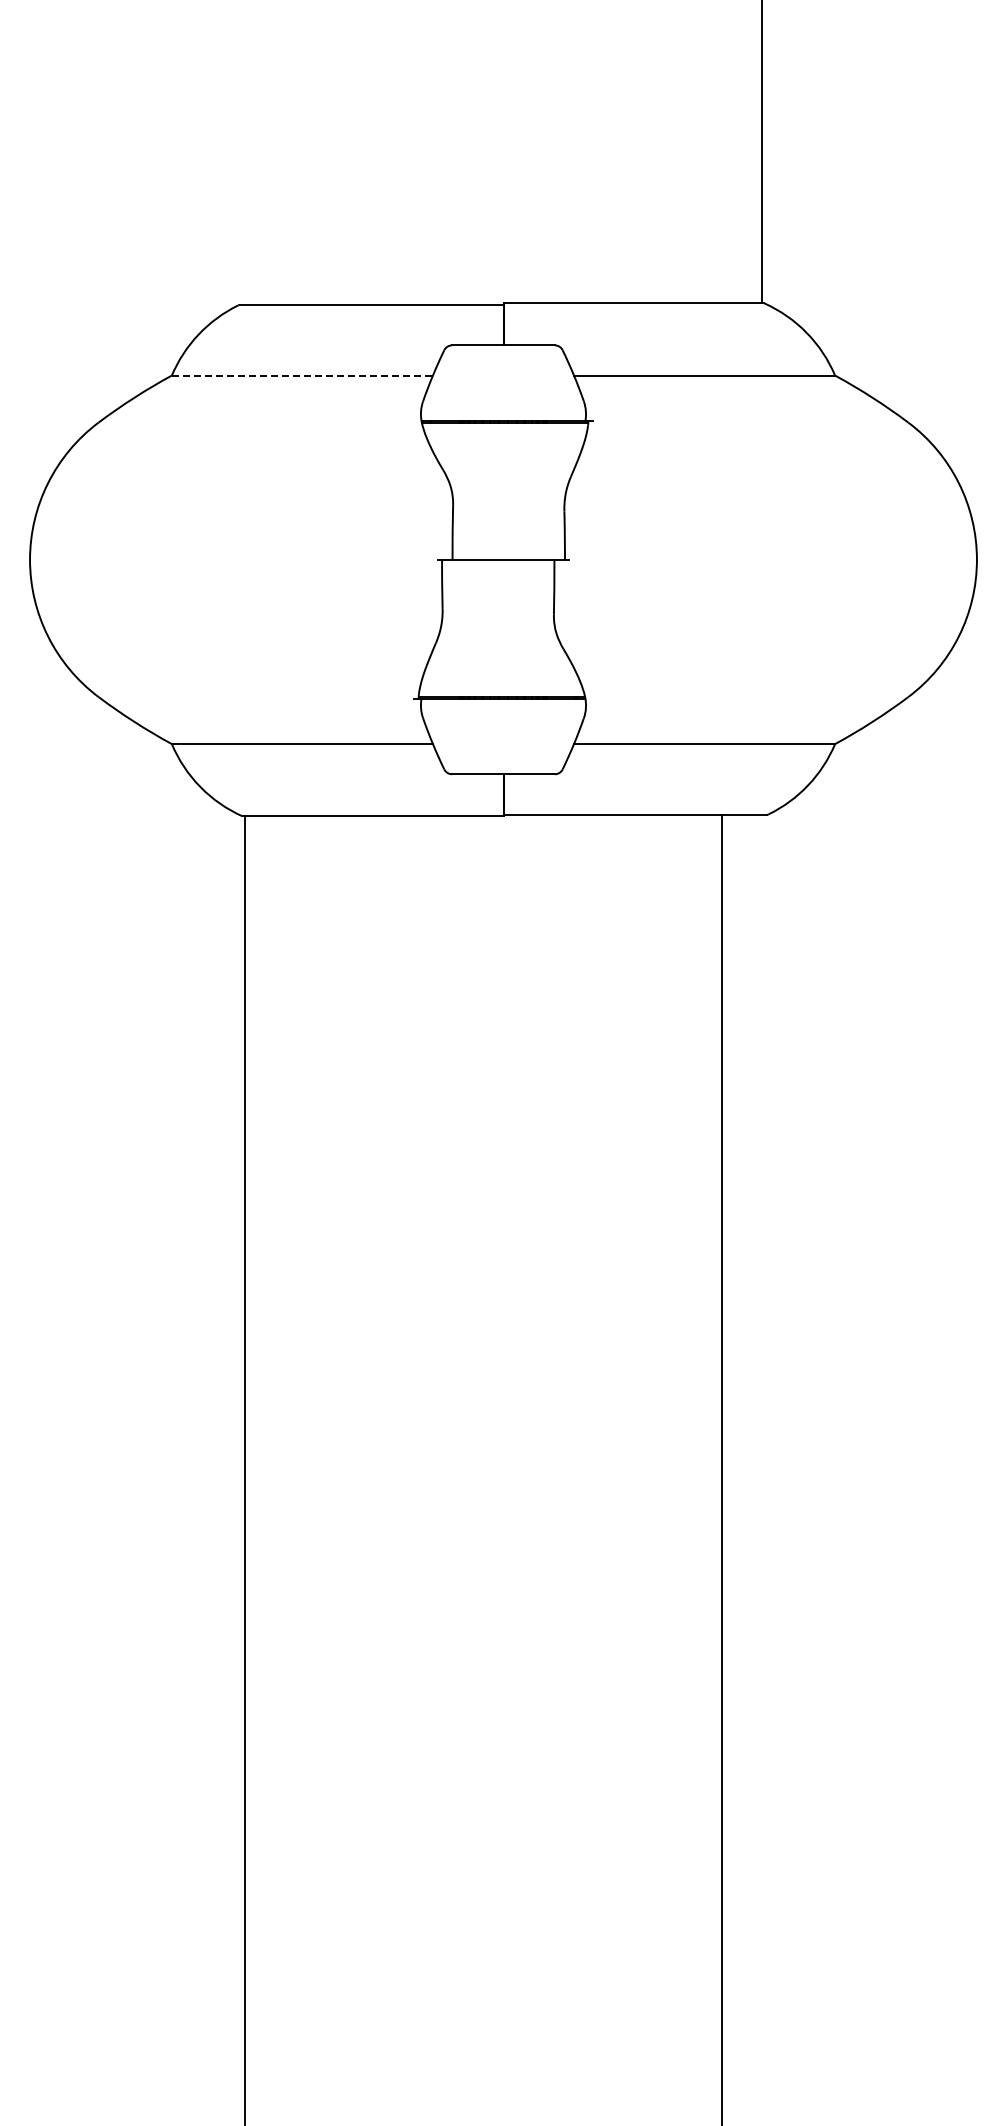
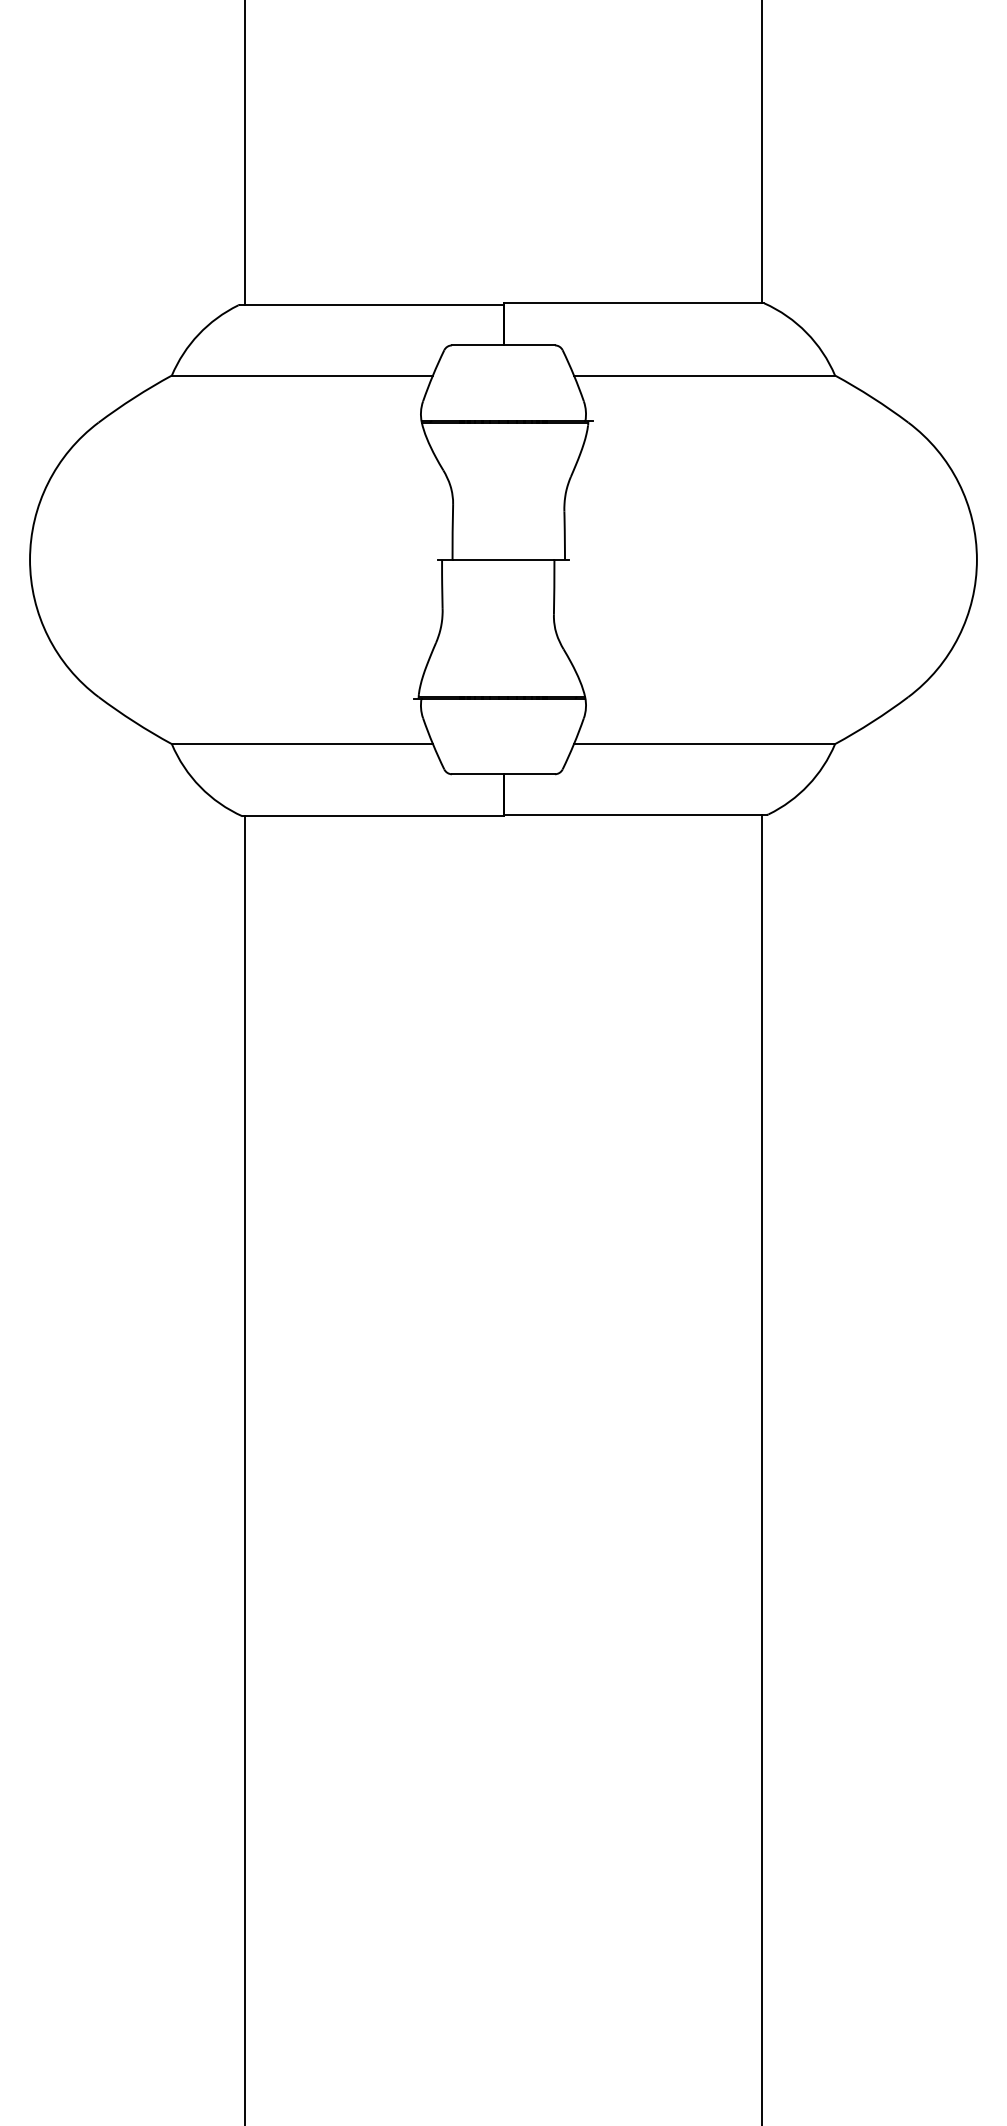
line: none -> present (244, 153)
line: dashed -> solid (302, 375)
line position: (722, 1468) -> (762, 1468) (762, 1468)
